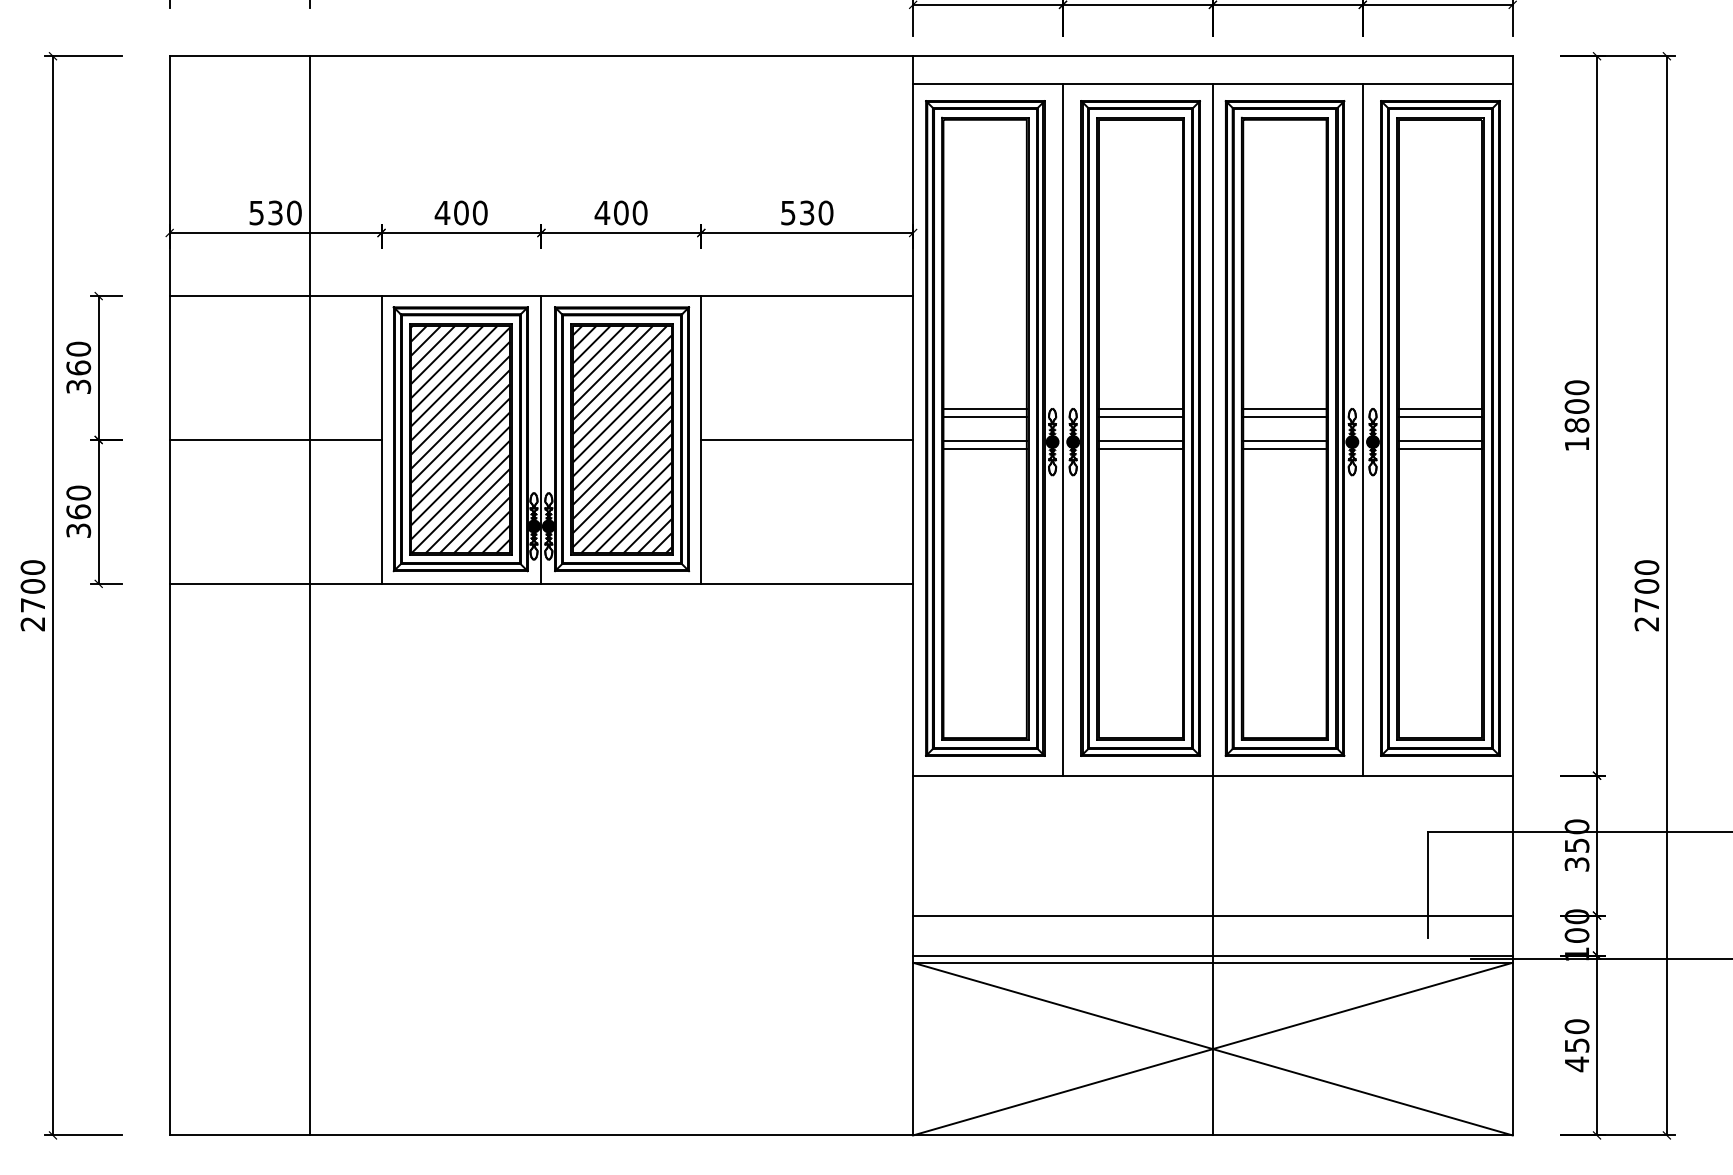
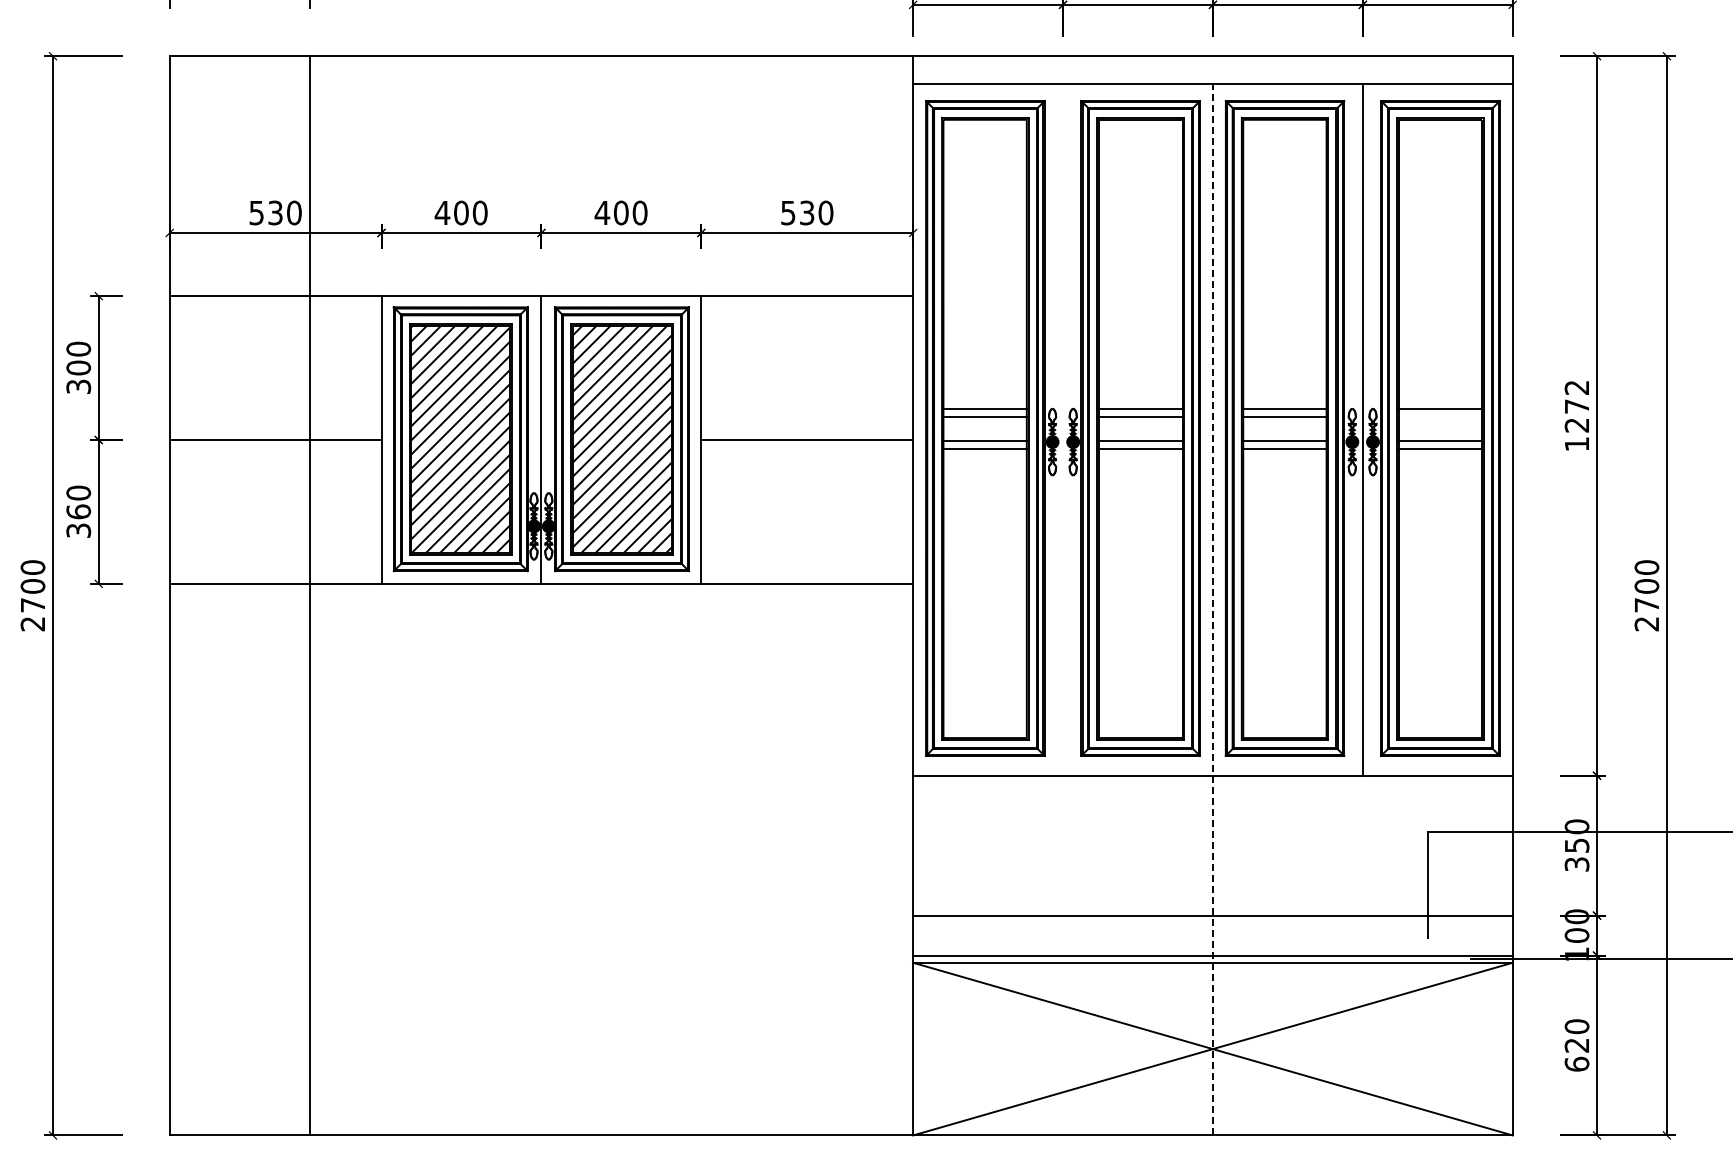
text: 360 -> 300 (78, 367)
text: 1800 -> 1272 (1576, 406)
line: present -> none (1440, 416)
line: present -> none (1063, 429)
line: solid -> dashed (1212, 609)
text: 450 -> 620 (1576, 1055)
